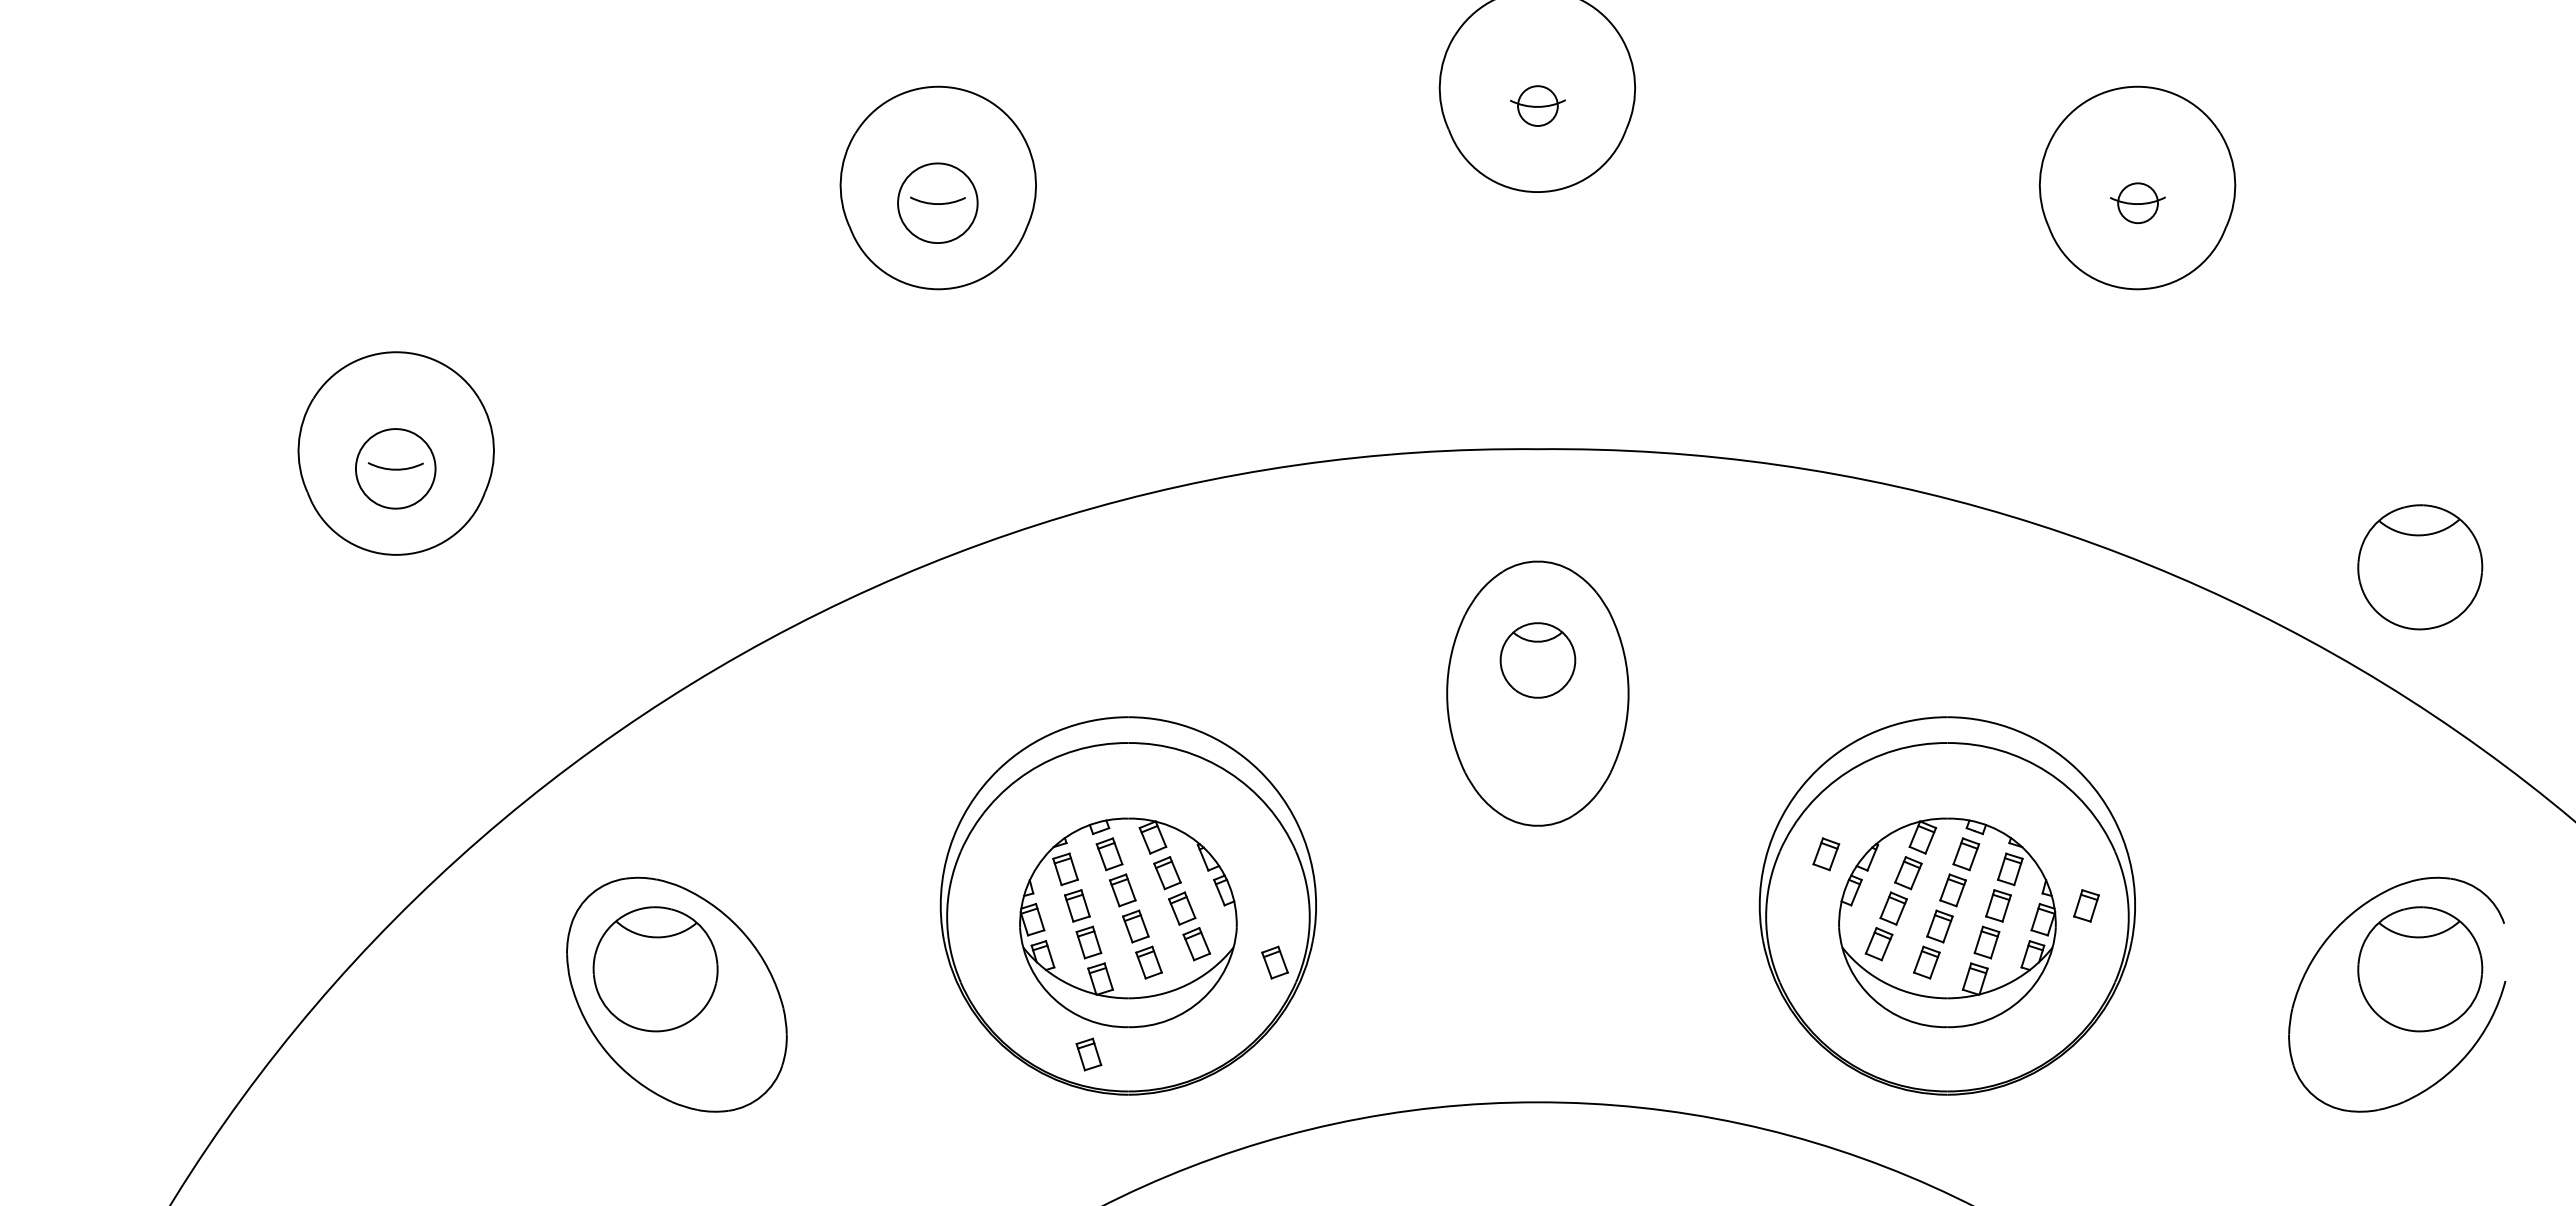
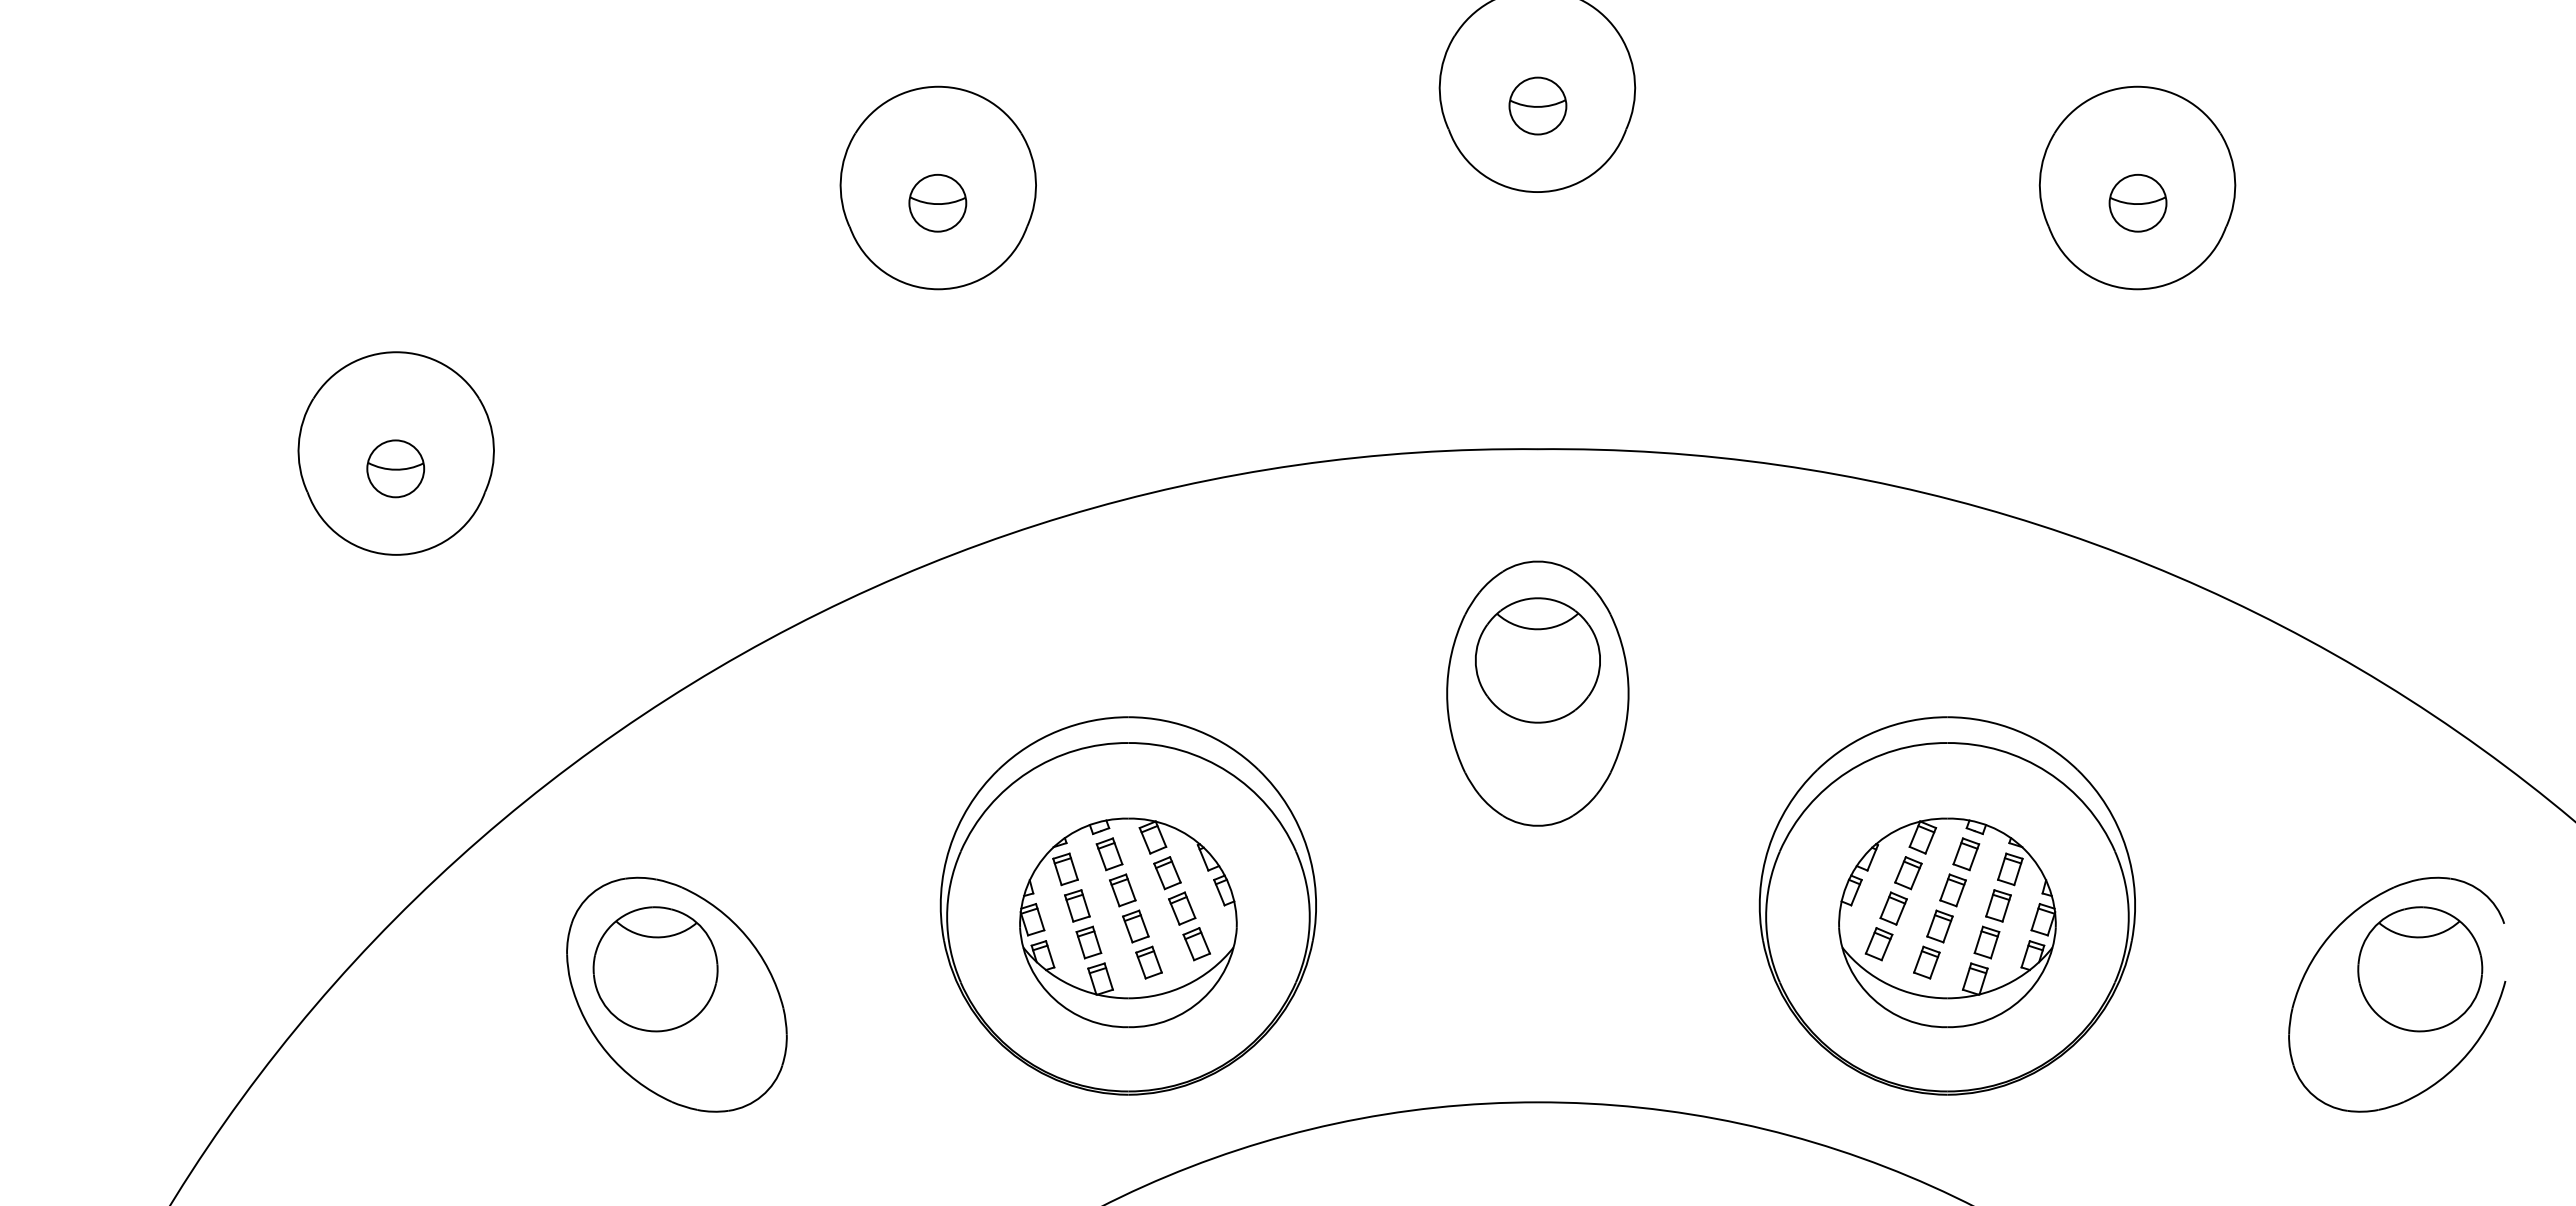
circle diameter: 40 px -> 57 px (1537, 105)
circle diameter: 80 px -> 57 px (937, 202)
circle diameter: 40 px -> 57 px (2137, 202)
circle diameter: 80 px -> 57 px (395, 468)
part: present -> none (2420, 567)
part size: 78x77 px -> 126x127 px (1537, 660)
part: present -> none (1826, 854)
part: present -> none (2086, 905)
part: present -> none (1274, 962)
part: present -> none (1088, 1054)
